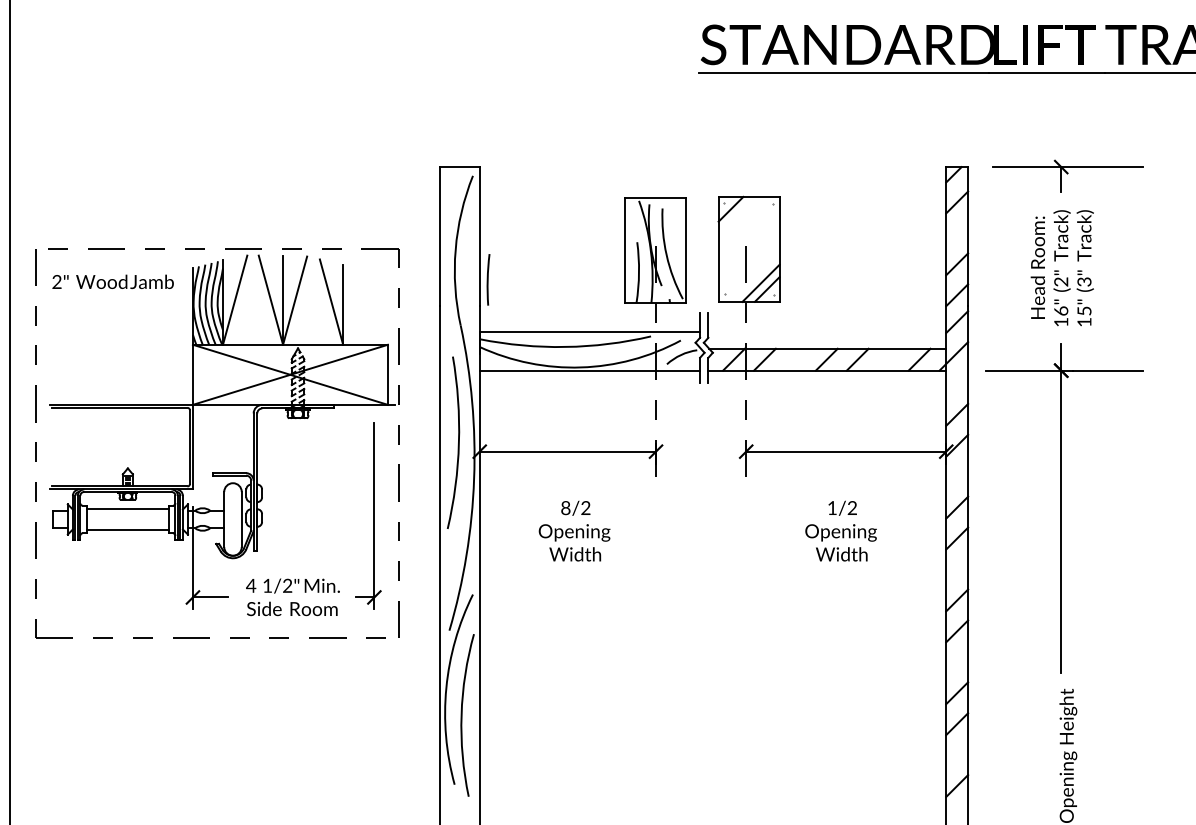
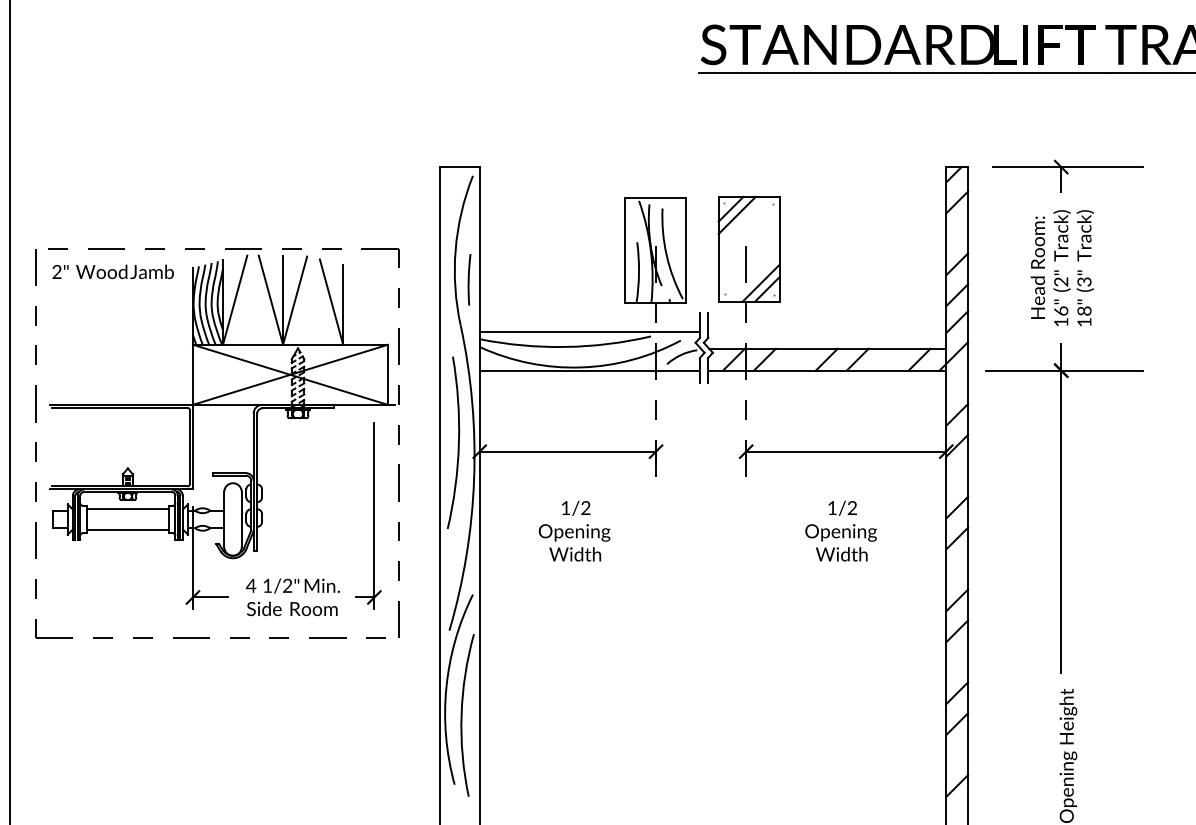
line: none -> present (736, 215)
arc position: (488, 279) -> (469, 279) (469, 279)
text position: (112, 281) -> (112, 271) (112, 271)
text: 15" -> 18" (1084, 310)
text: 8/2 -> 1/2 (565, 508)
